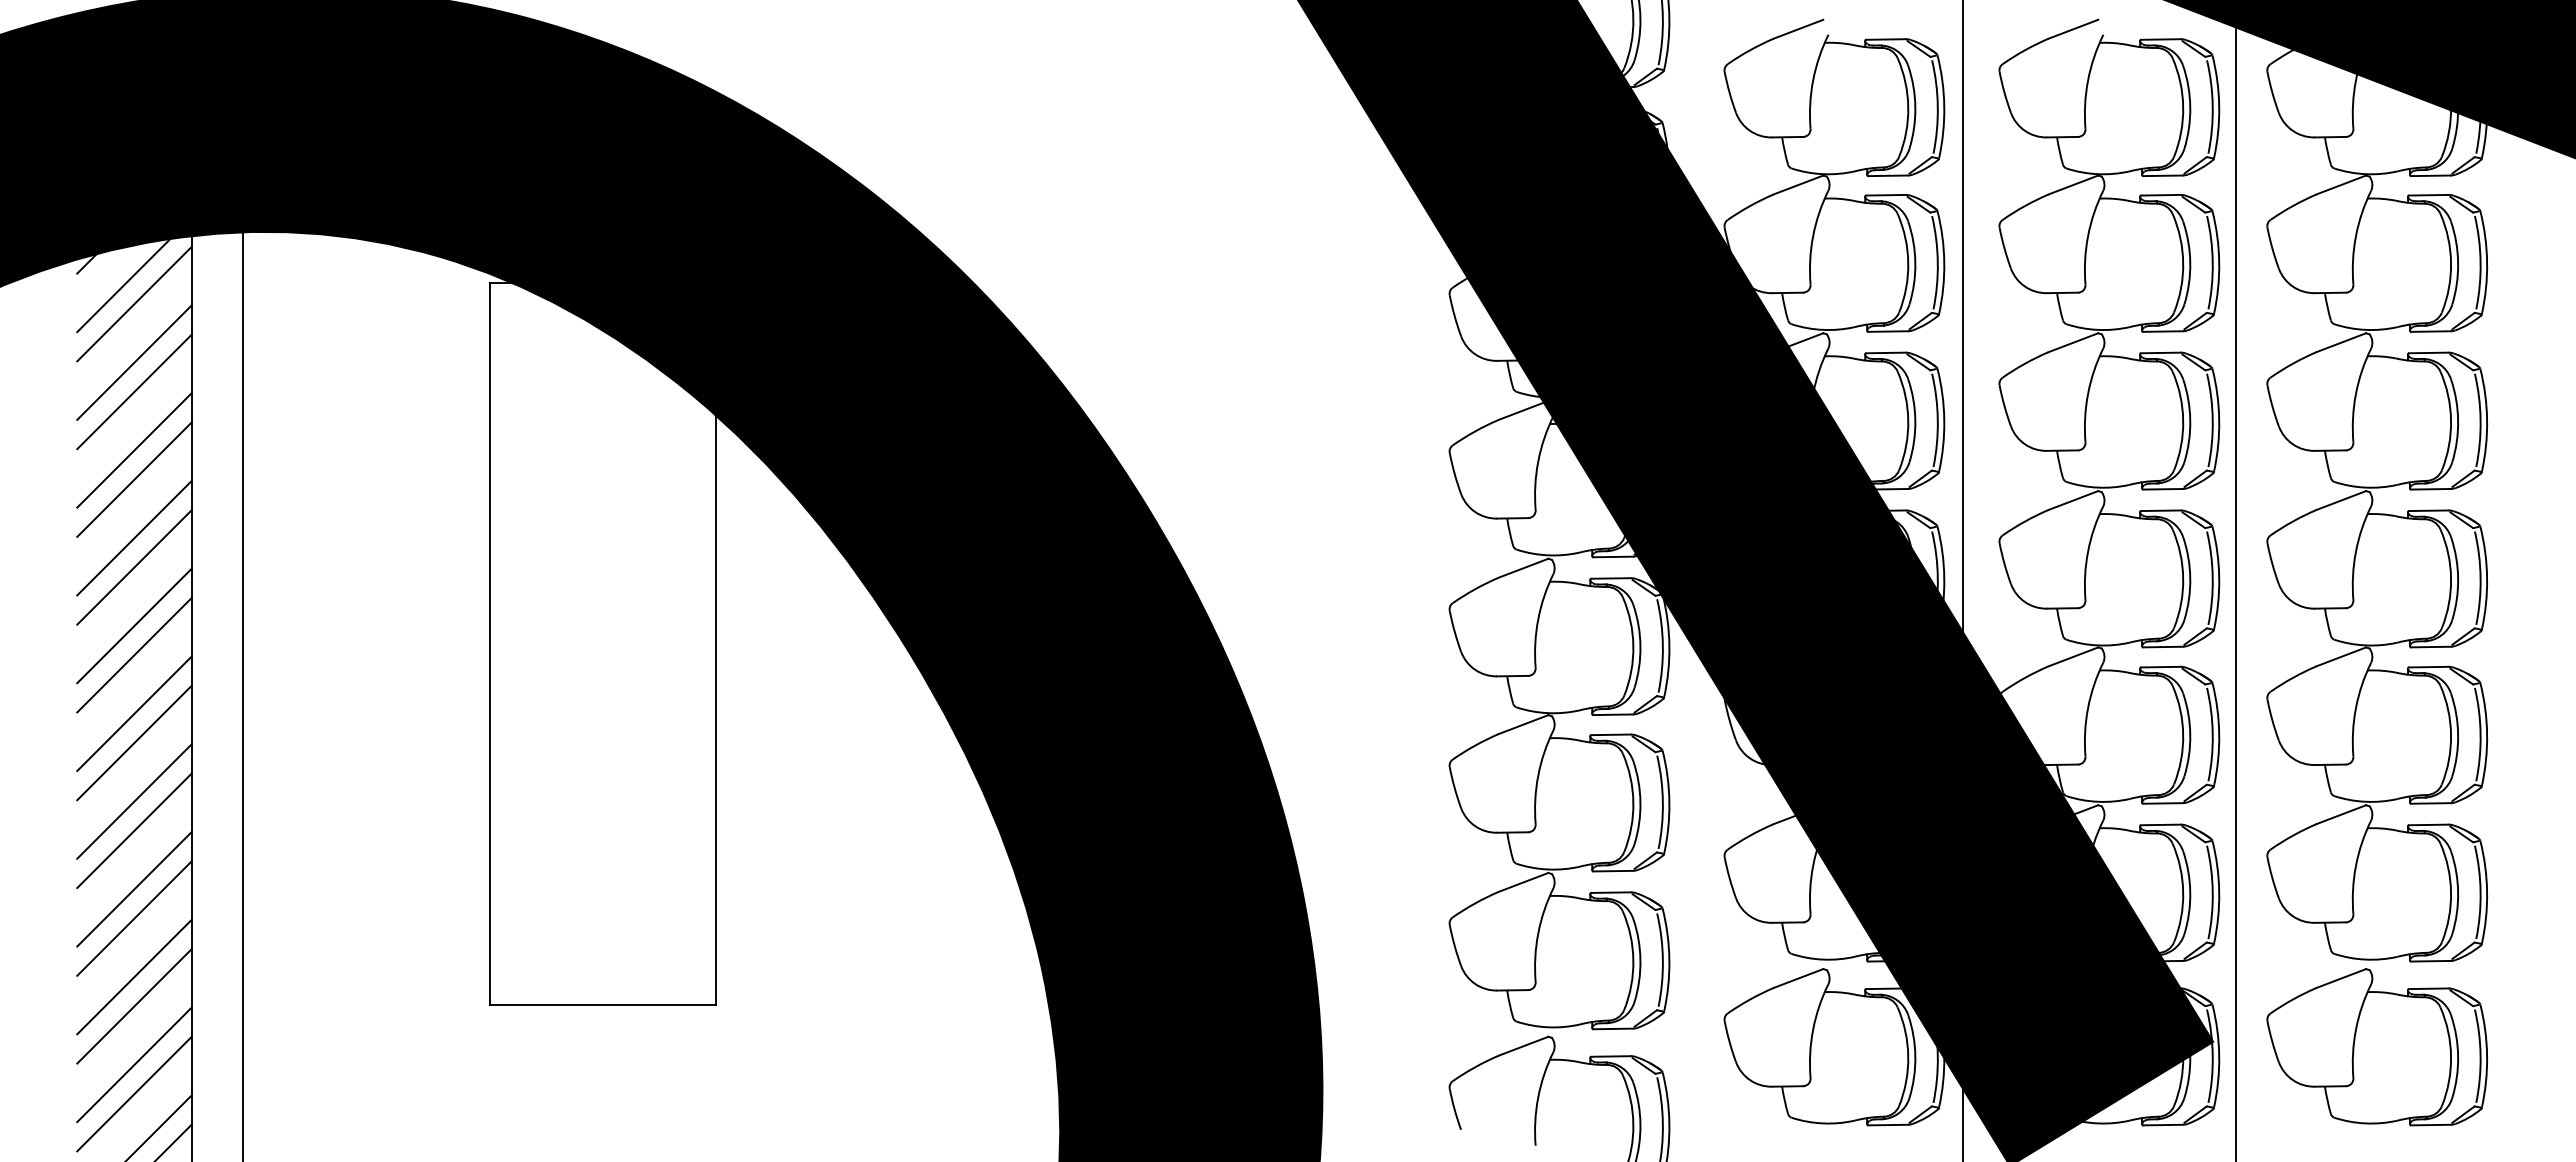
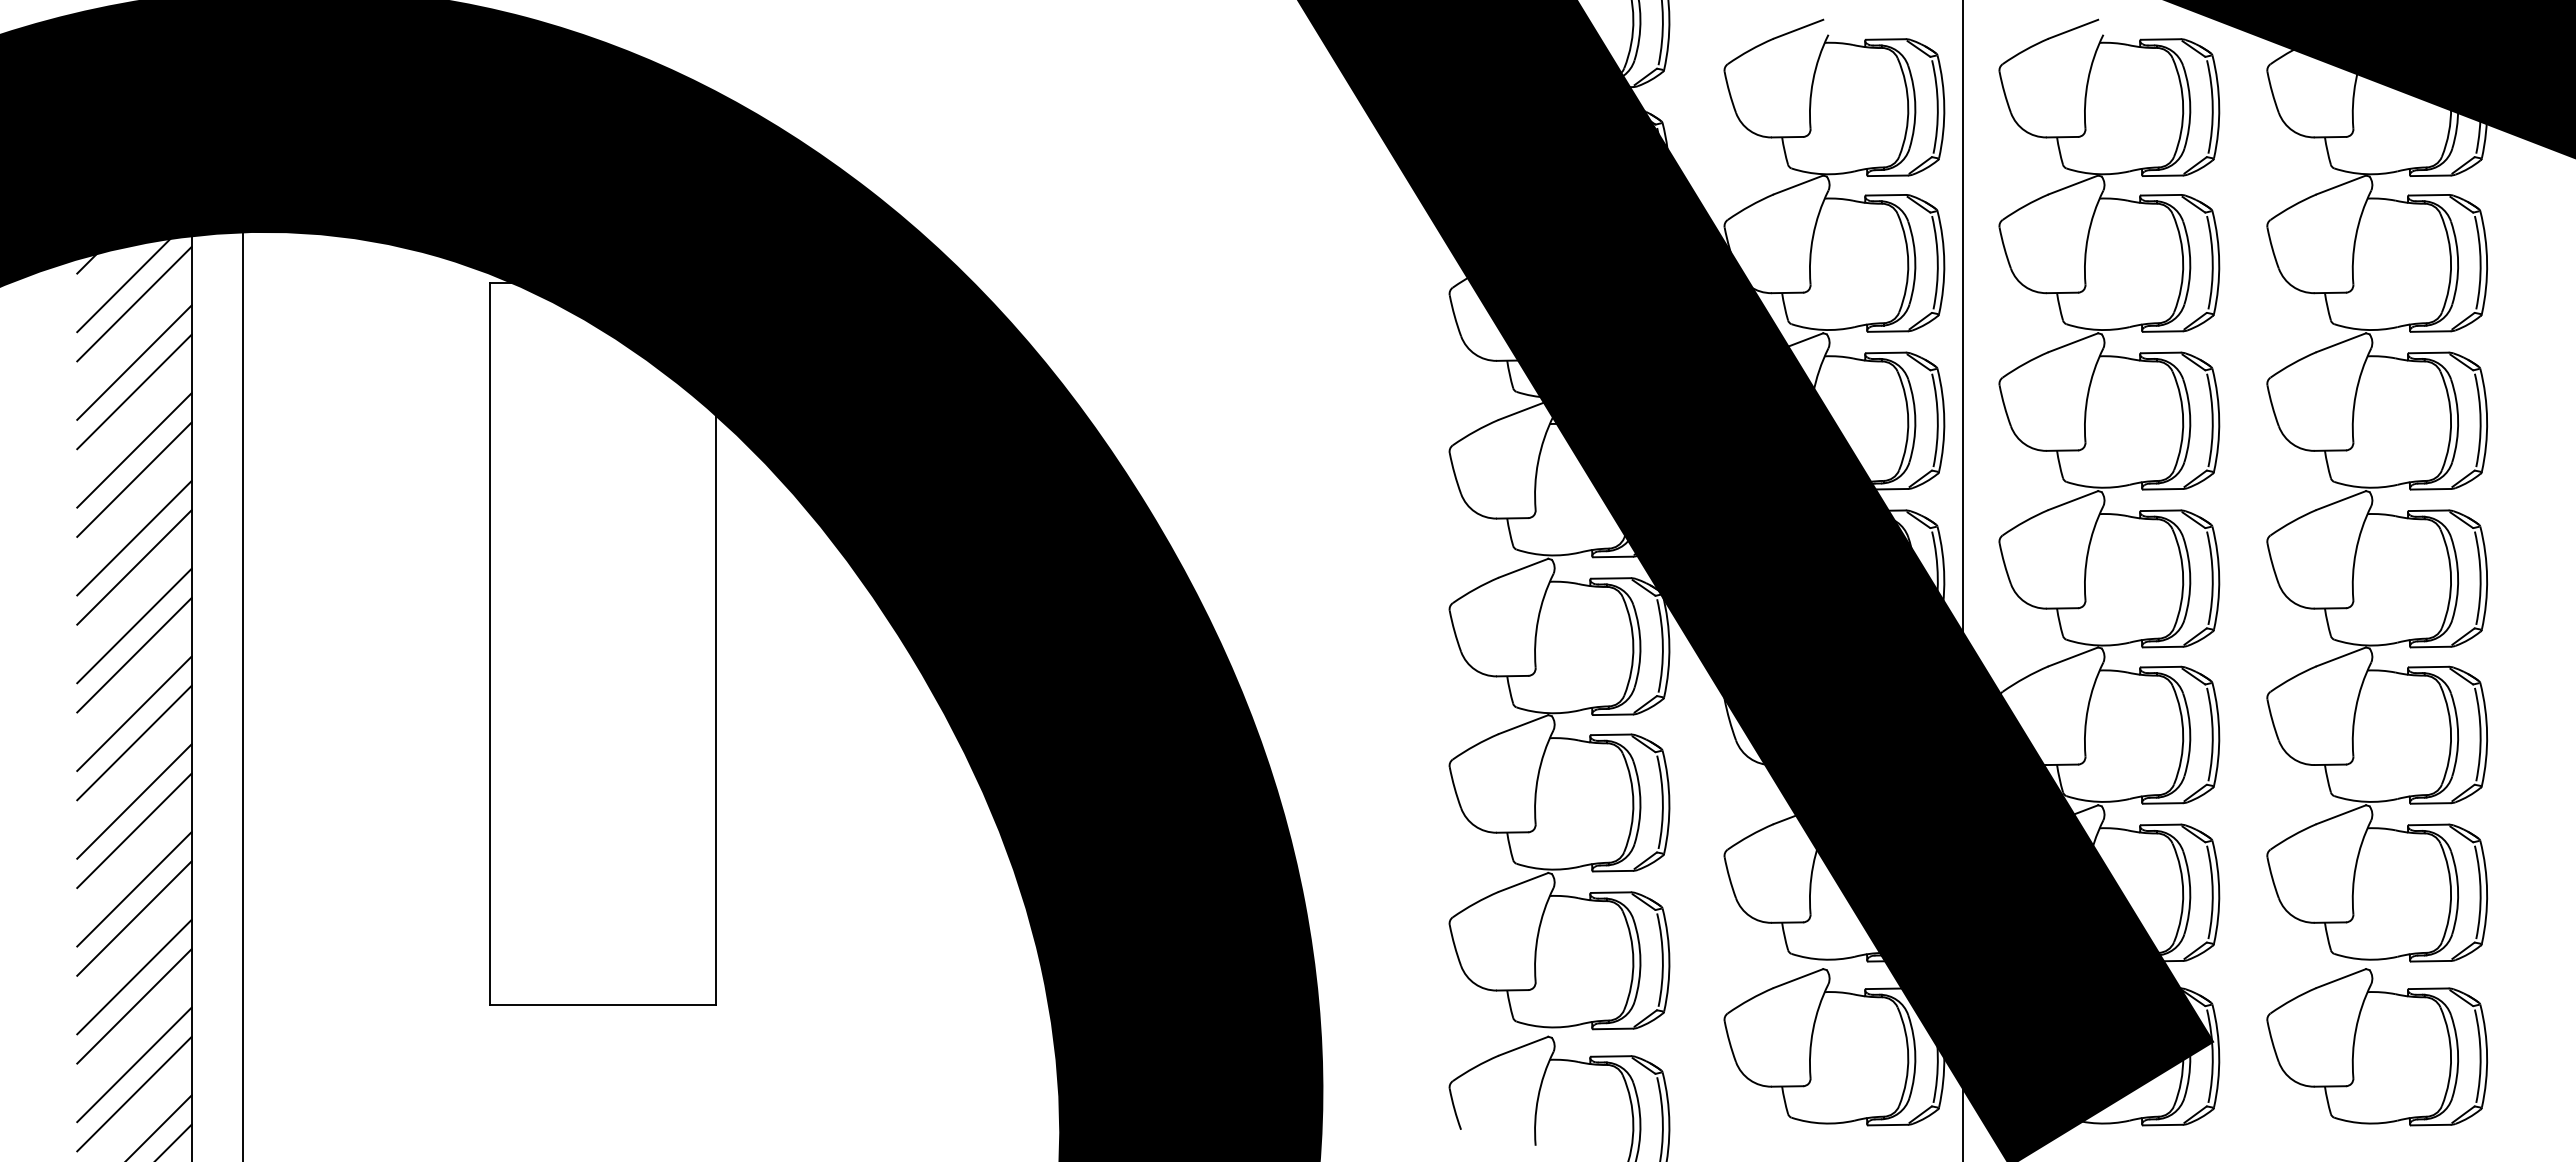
line: present -> none (2236, 580)
